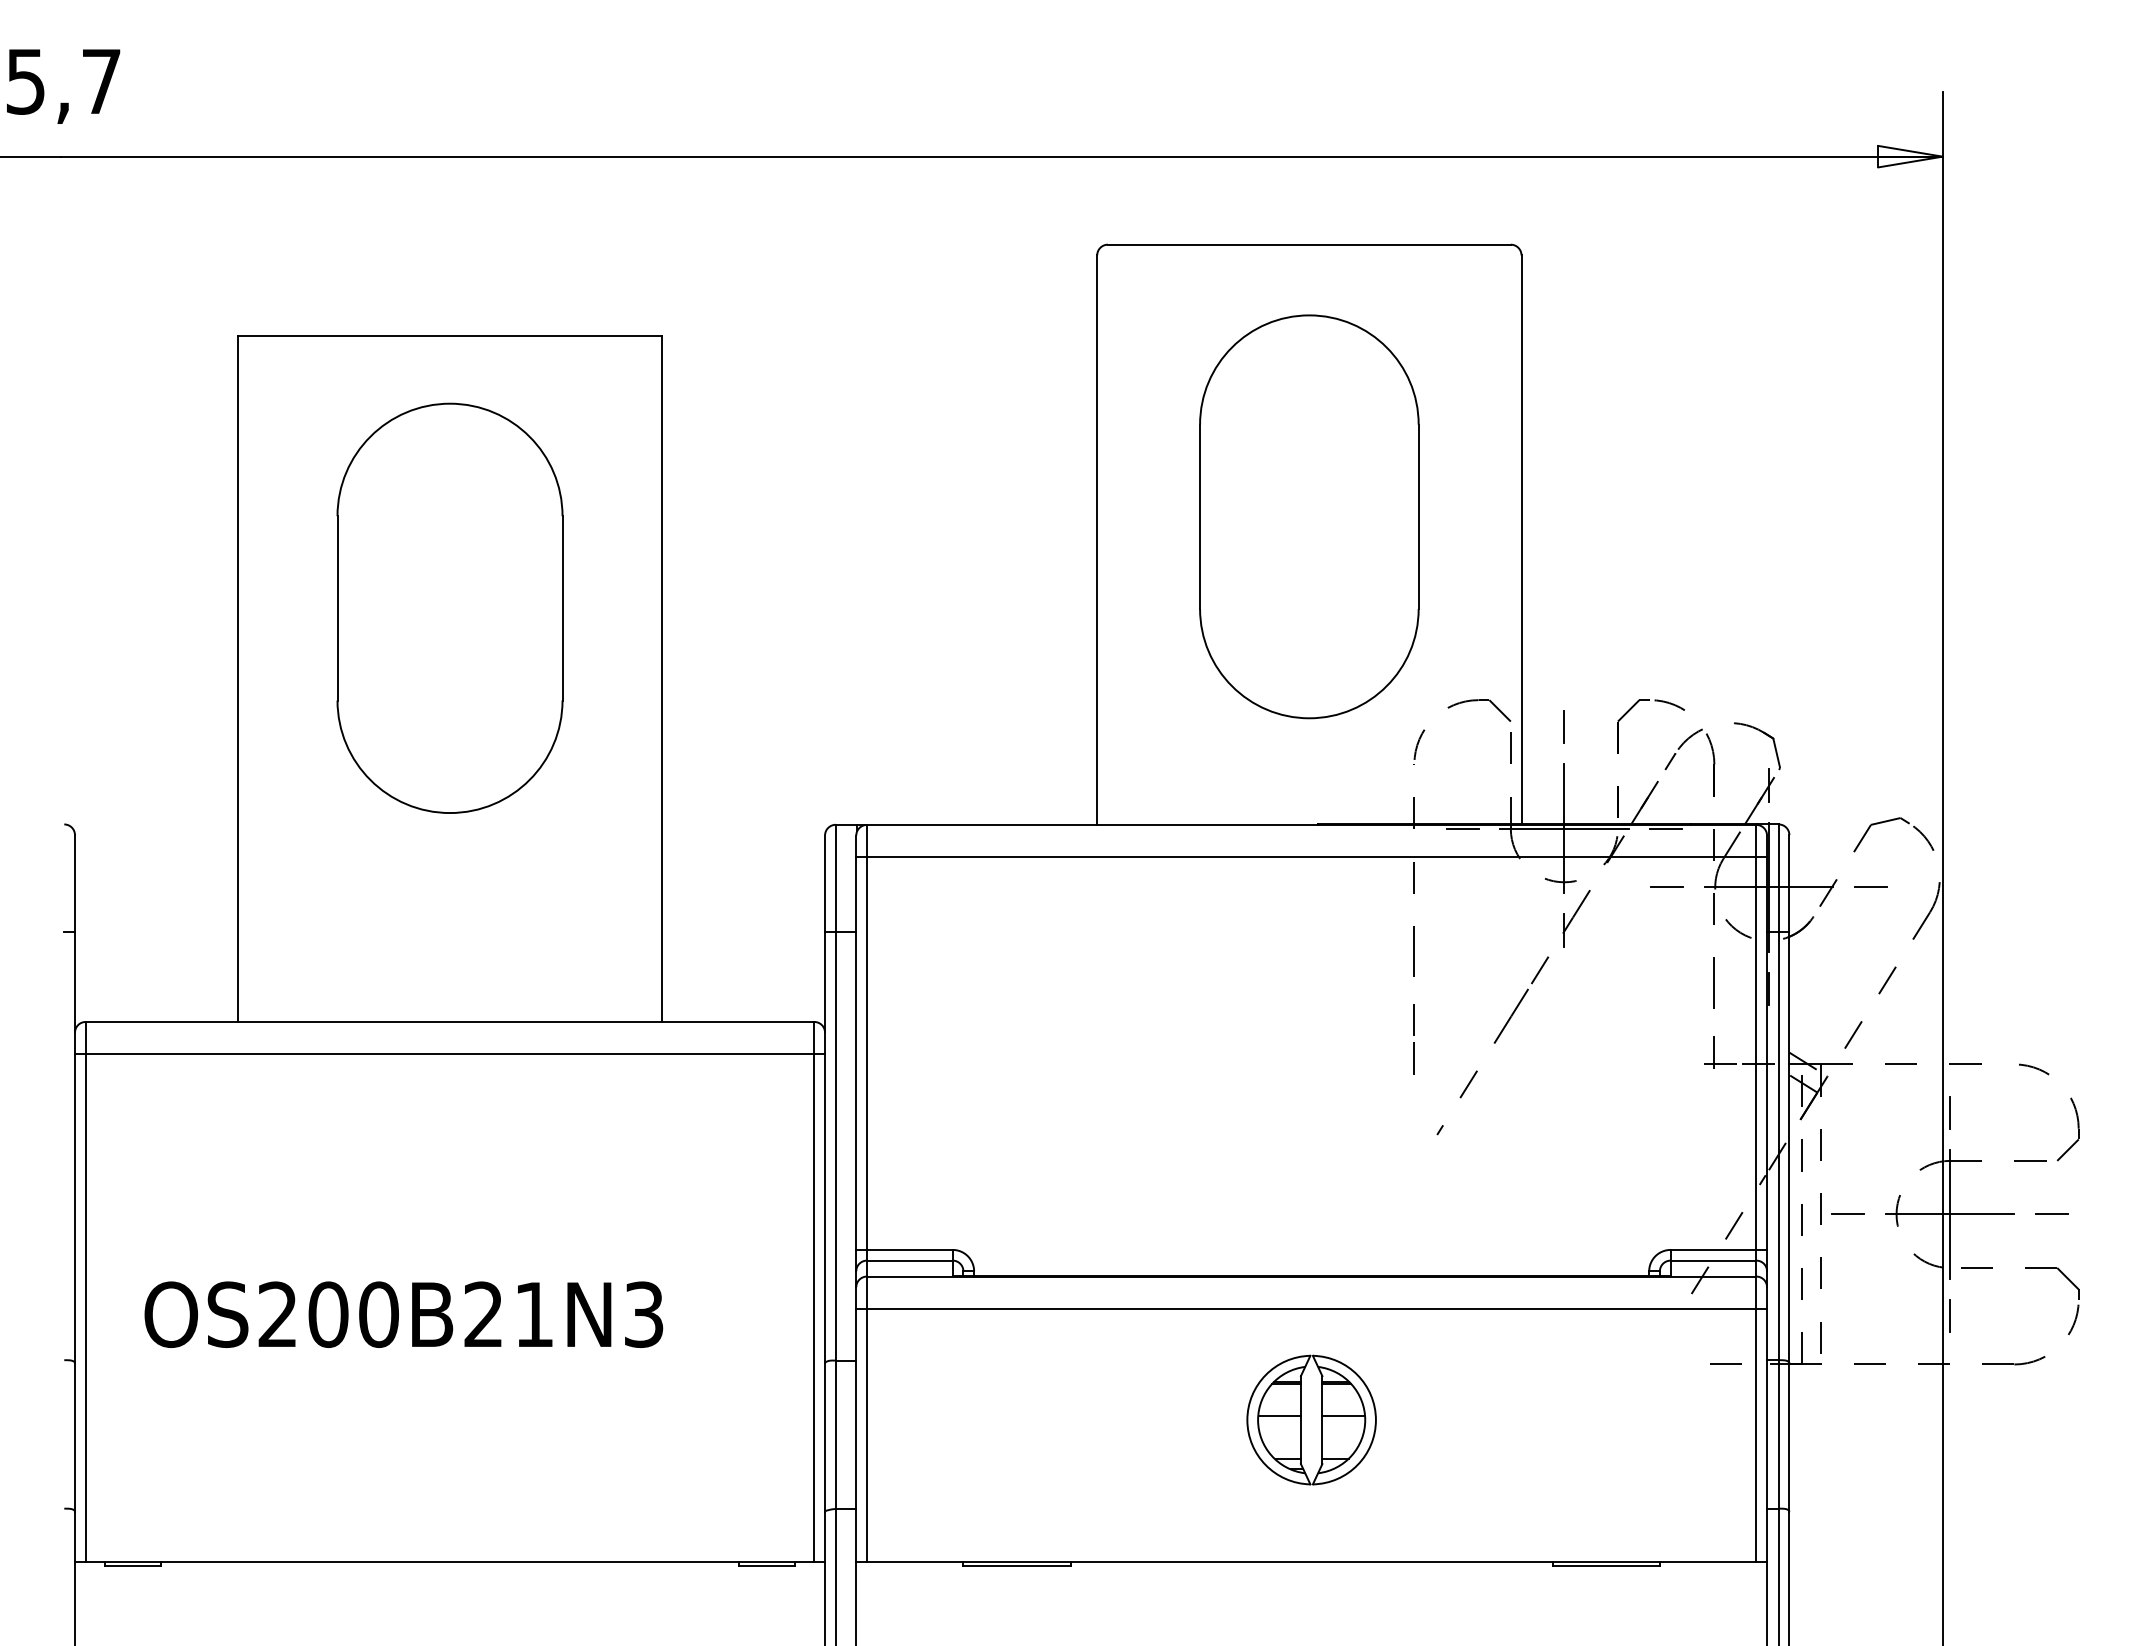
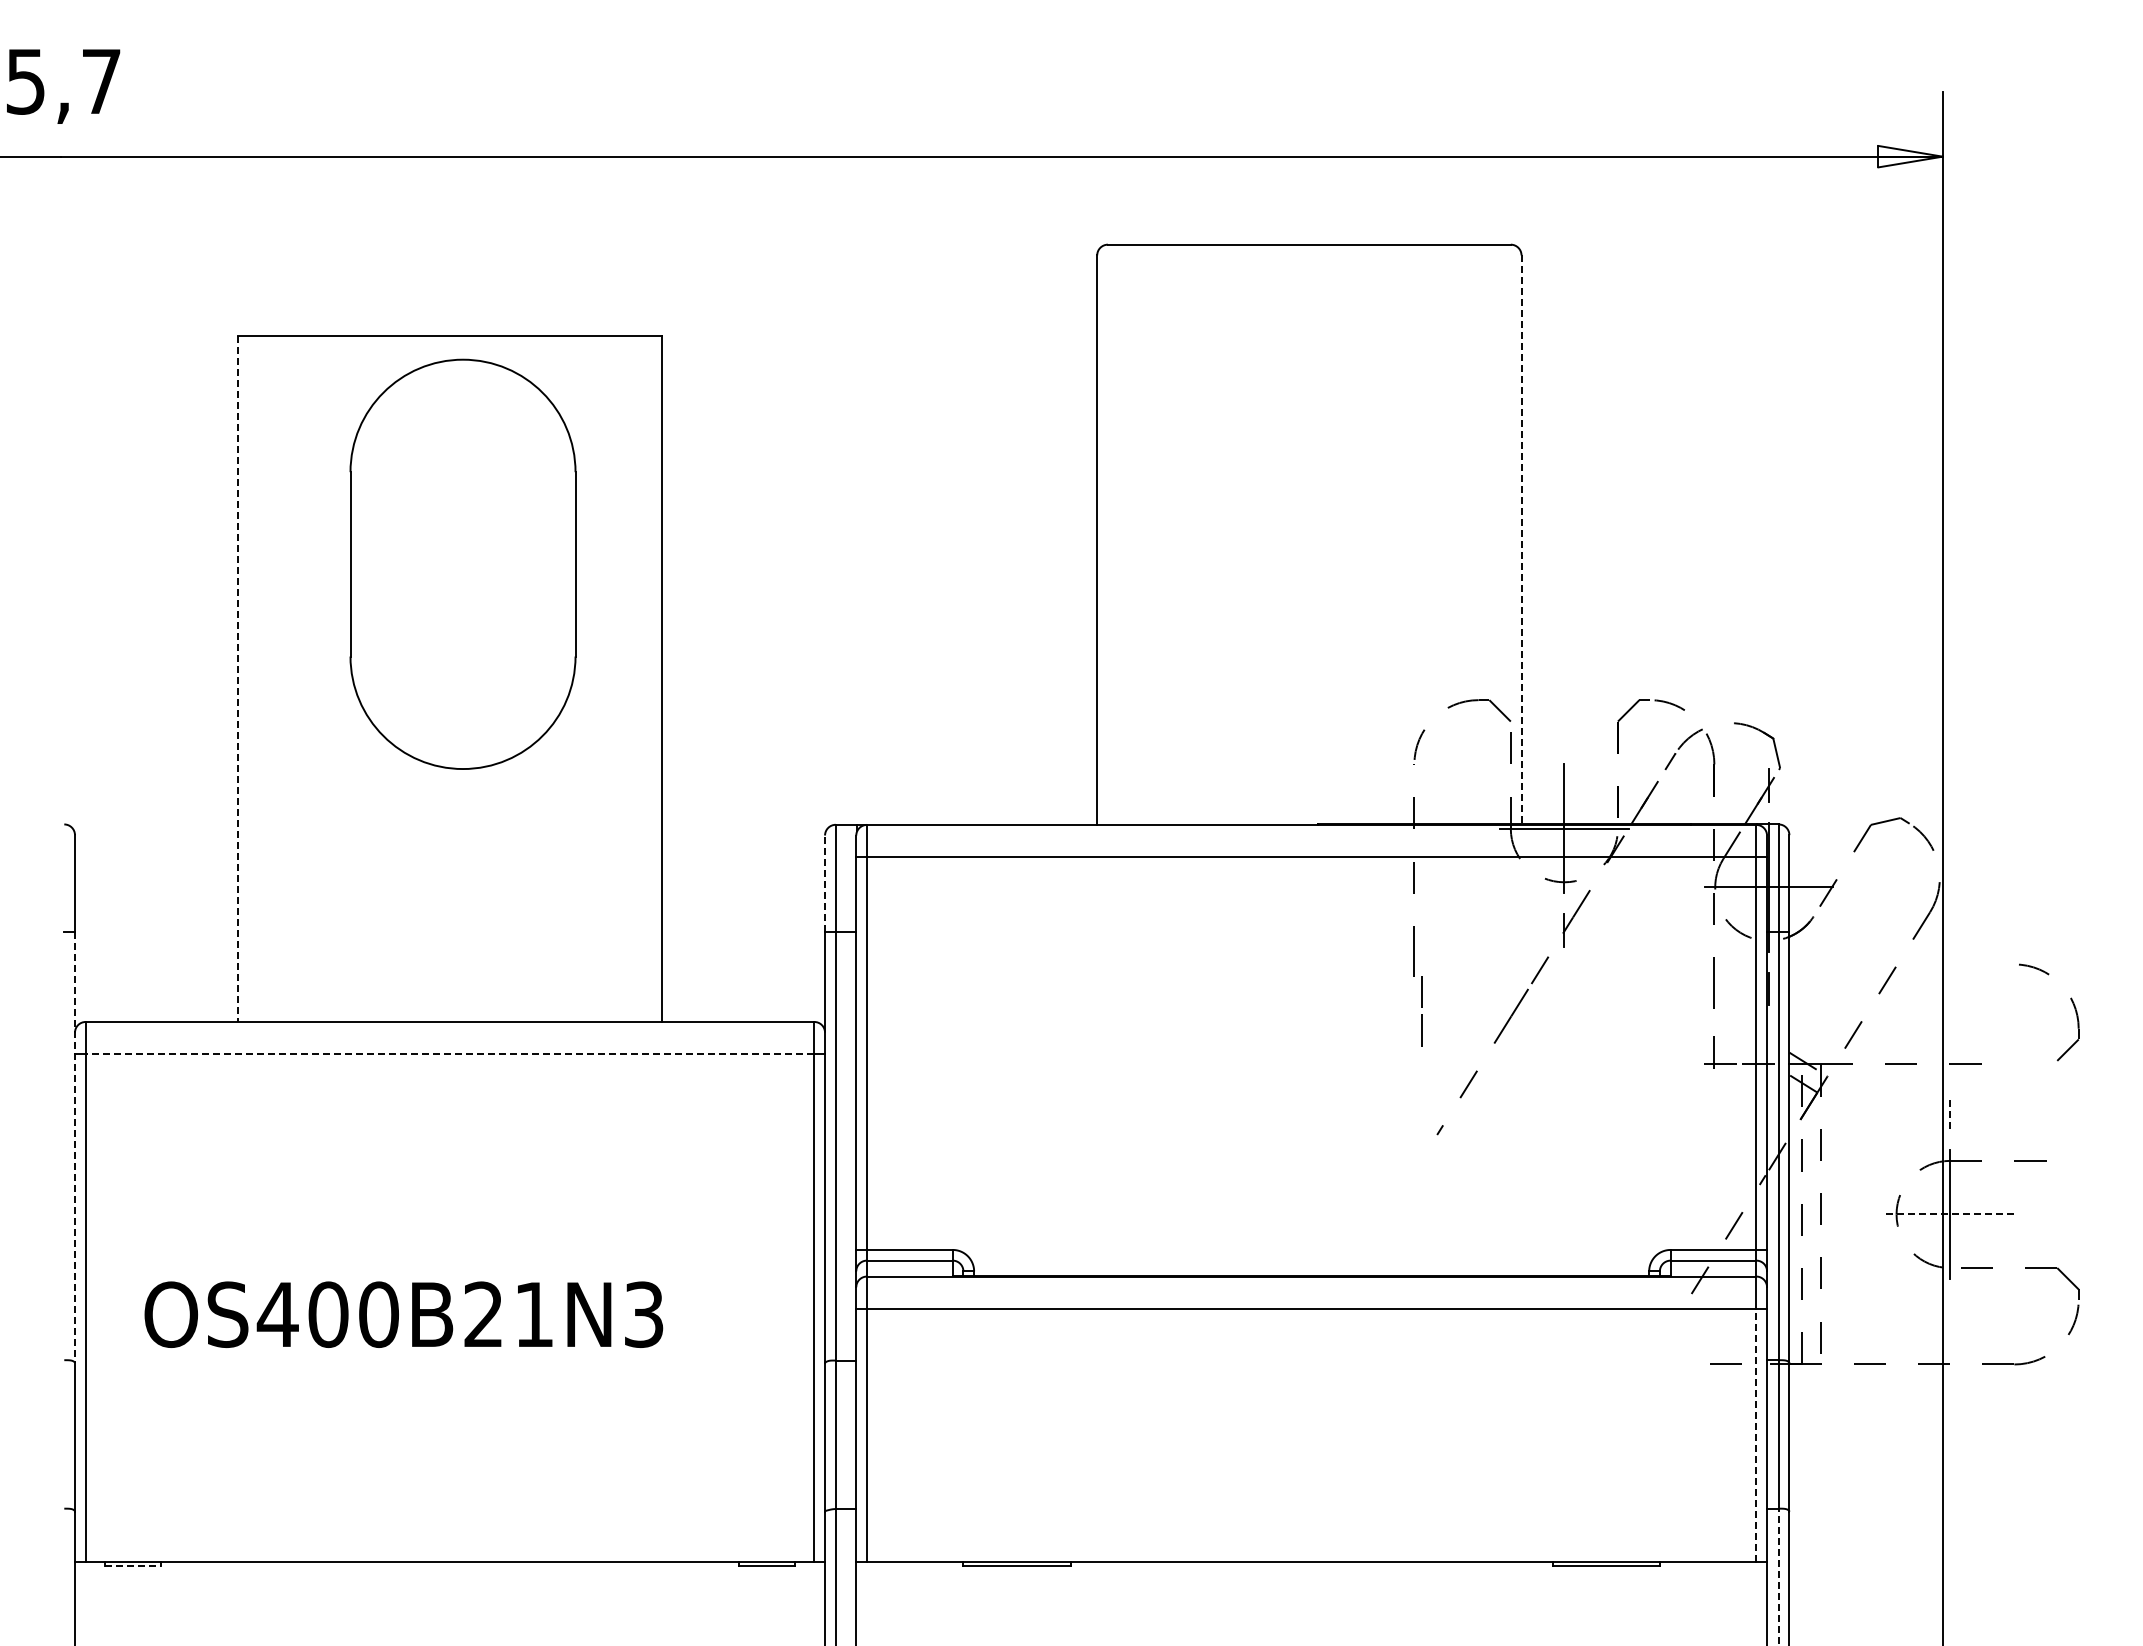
part: present -> none (1309, 516)
line: solid -> dashed (1521, 539)
part position: (449, 607) -> (462, 563) (462, 563)
line: solid -> dashed (237, 679)
line: present -> none (1564, 726)
line: present -> none (1462, 828)
line: present -> none (1666, 828)
line: solid -> dashed (825, 883)
line: present -> none (1666, 886)
line: present -> none (1870, 886)
line position: (1413, 1042) -> (1421, 1014) (1421, 1014)
line: solid -> dashed (449, 1054)
part position: (2071, 1101) -> (2071, 1001) (2071, 1001)
line: solid -> dashed (1950, 1112)
line: solid -> dashed (75, 1147)
line: present -> none (1848, 1214)
line: solid -> dashed (1949, 1214)
line: present -> none (2051, 1214)
text: OS200B21N3 -> OS400B21N3 (277, 1313)
line: present -> none (1950, 1316)
part: present -> none (1311, 1419)
line: solid -> dashed (1756, 1434)
line: solid -> dashed (132, 1566)
line: solid -> dashed (1778, 1576)
